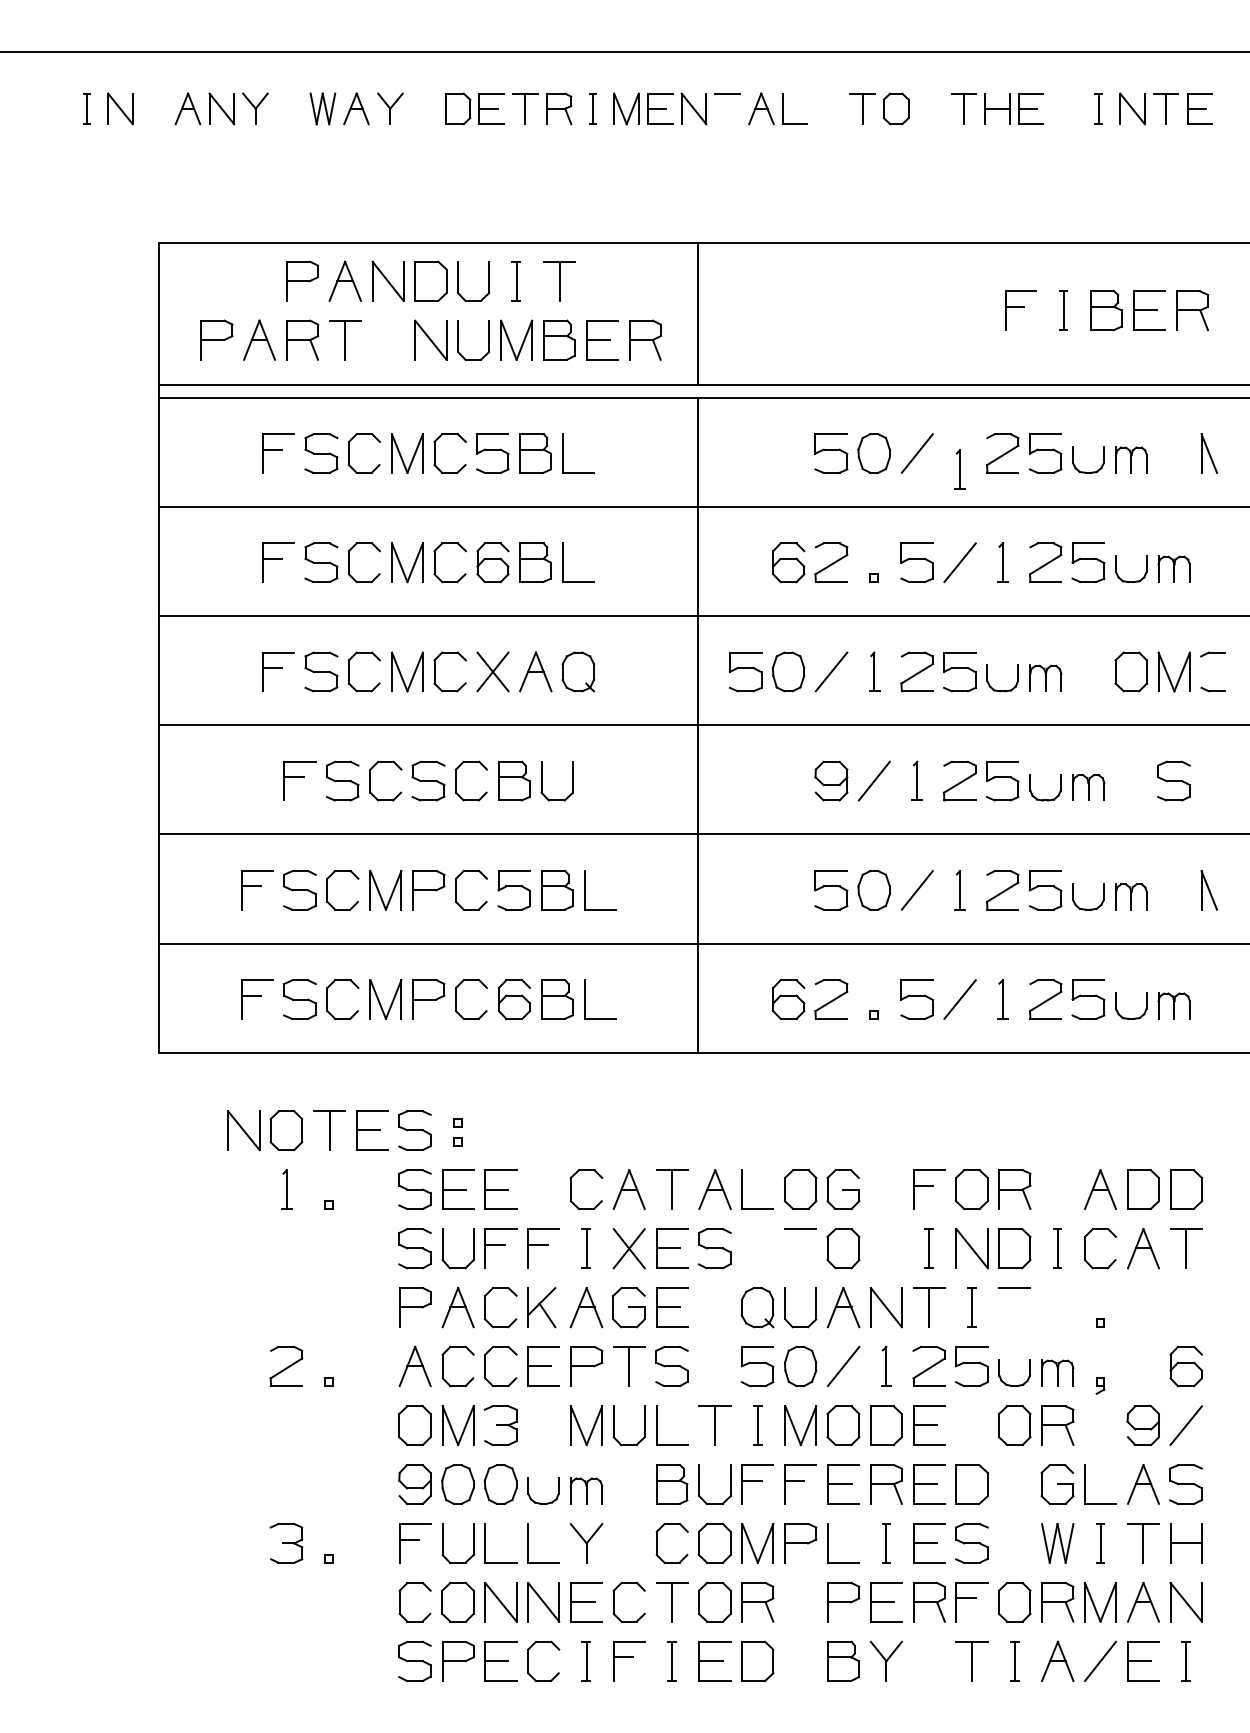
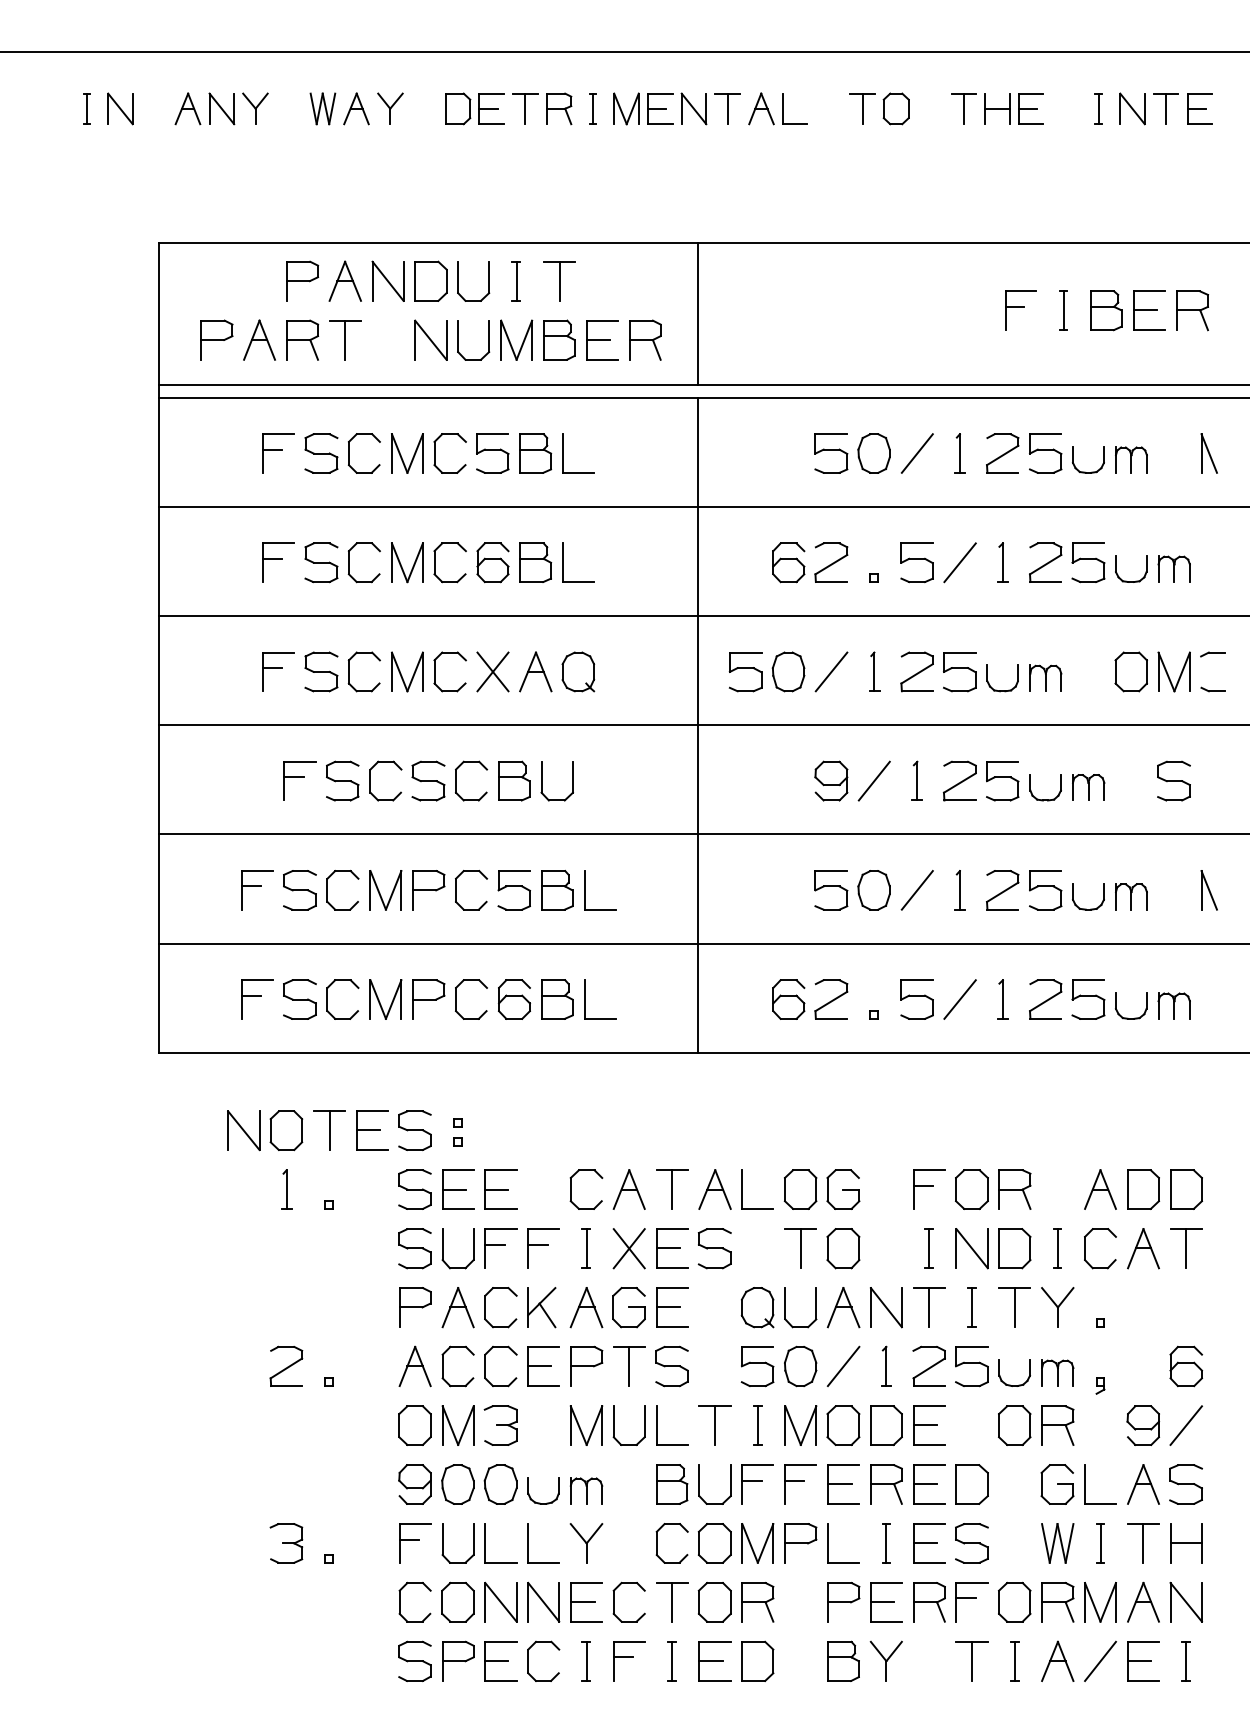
line: none -> present (727, 108)
part position: (959, 469) -> (959, 453) (959, 453)
line: none -> present (800, 1248)
line: none -> present (1014, 1307)
part: none -> present (1057, 1307)
